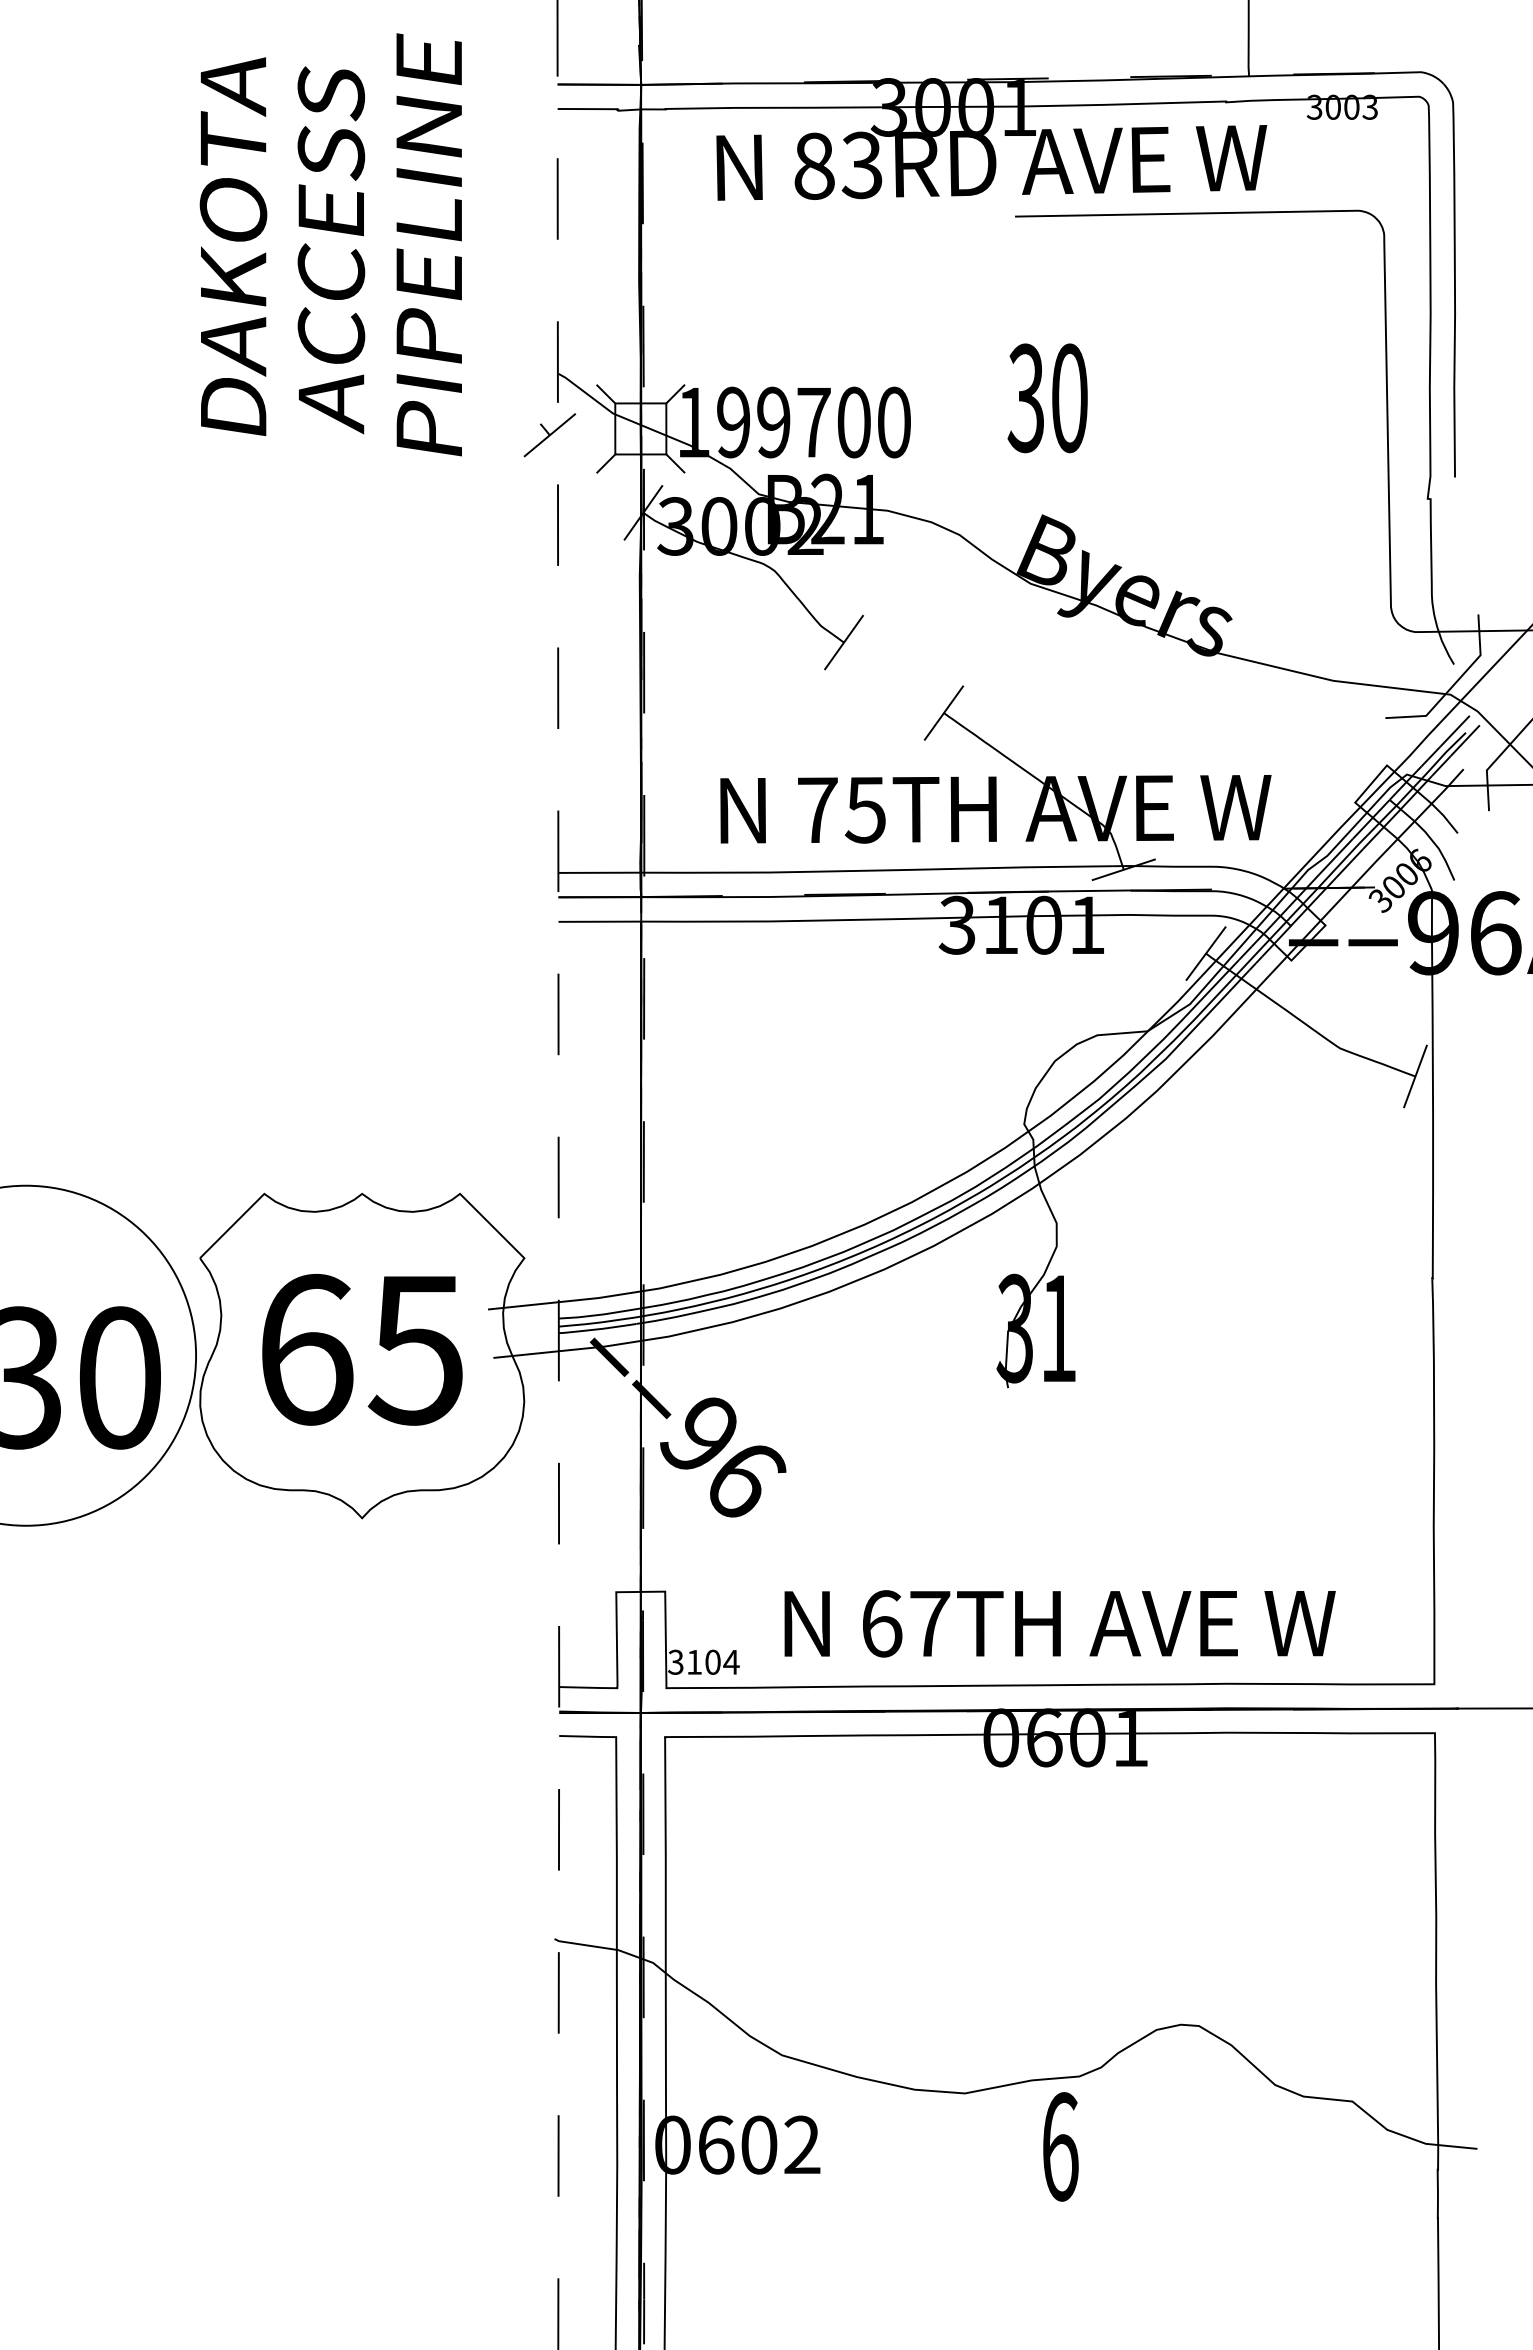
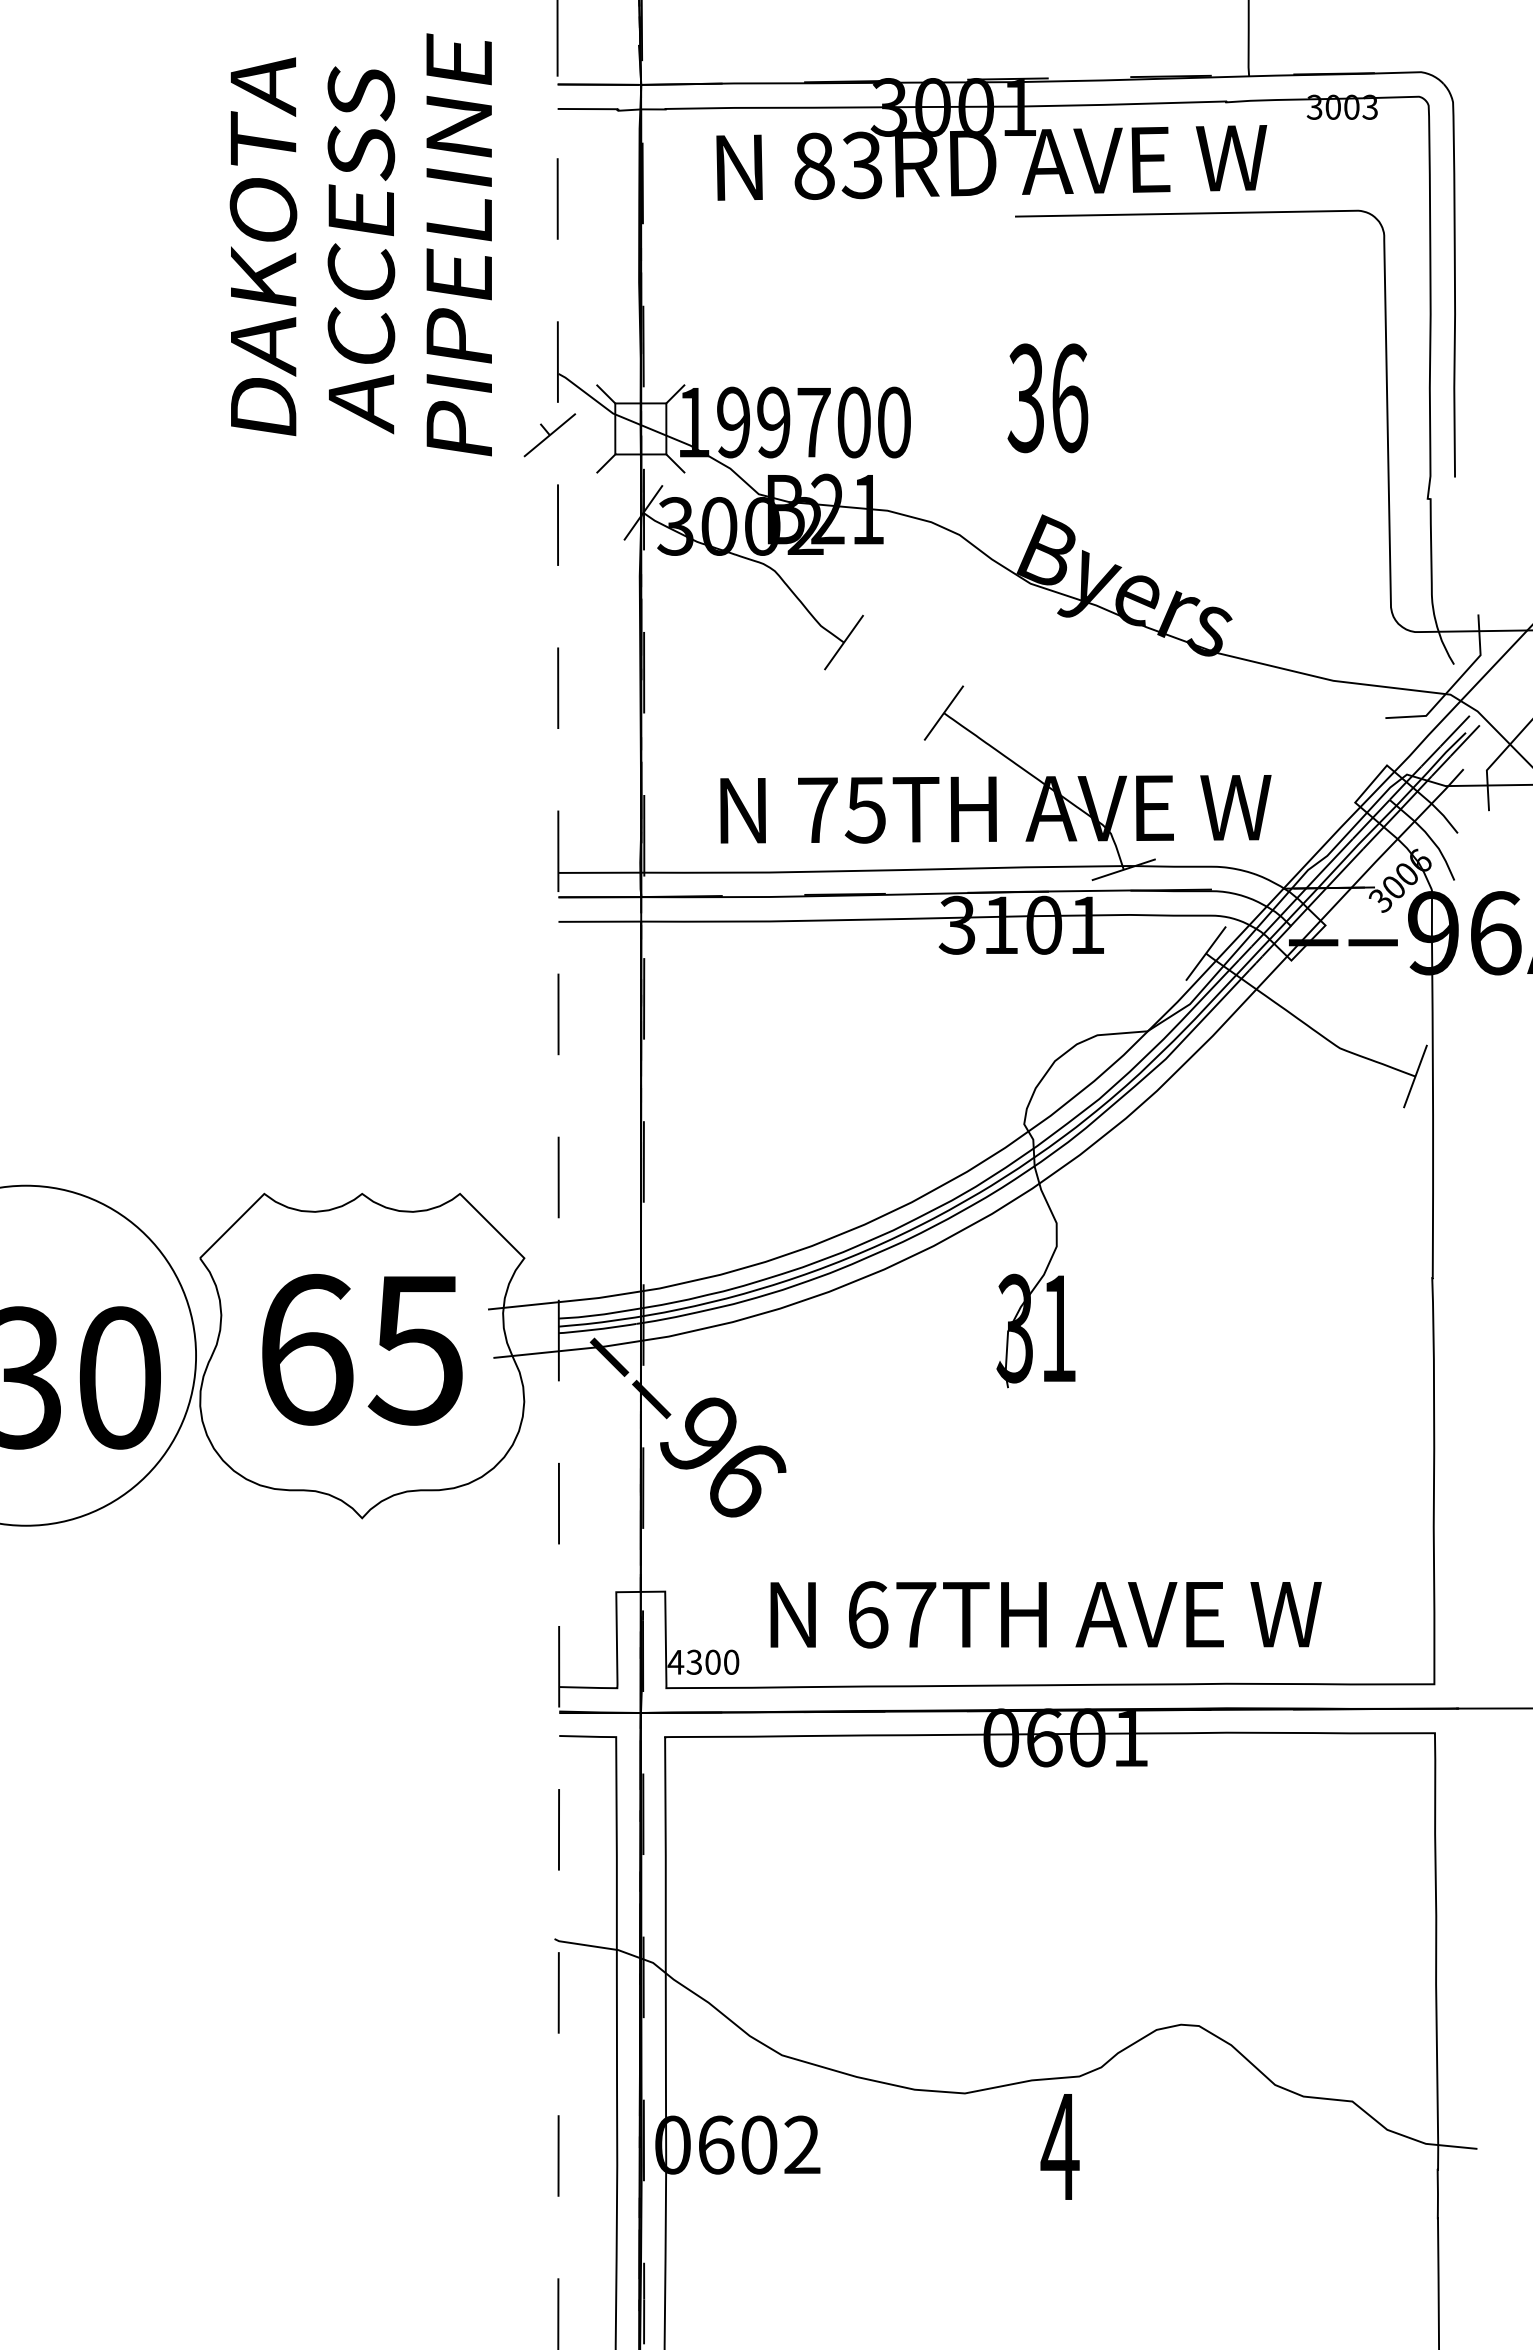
text position: (330, 244) -> (360, 244) (360, 244)
text: 30 -> 36 (1070, 398)
text position: (1059, 1623) -> (1045, 1614) (1045, 1614)
text: 3104 -> 4300 (703, 1661)
text: 6 -> 4 (1059, 2146)
